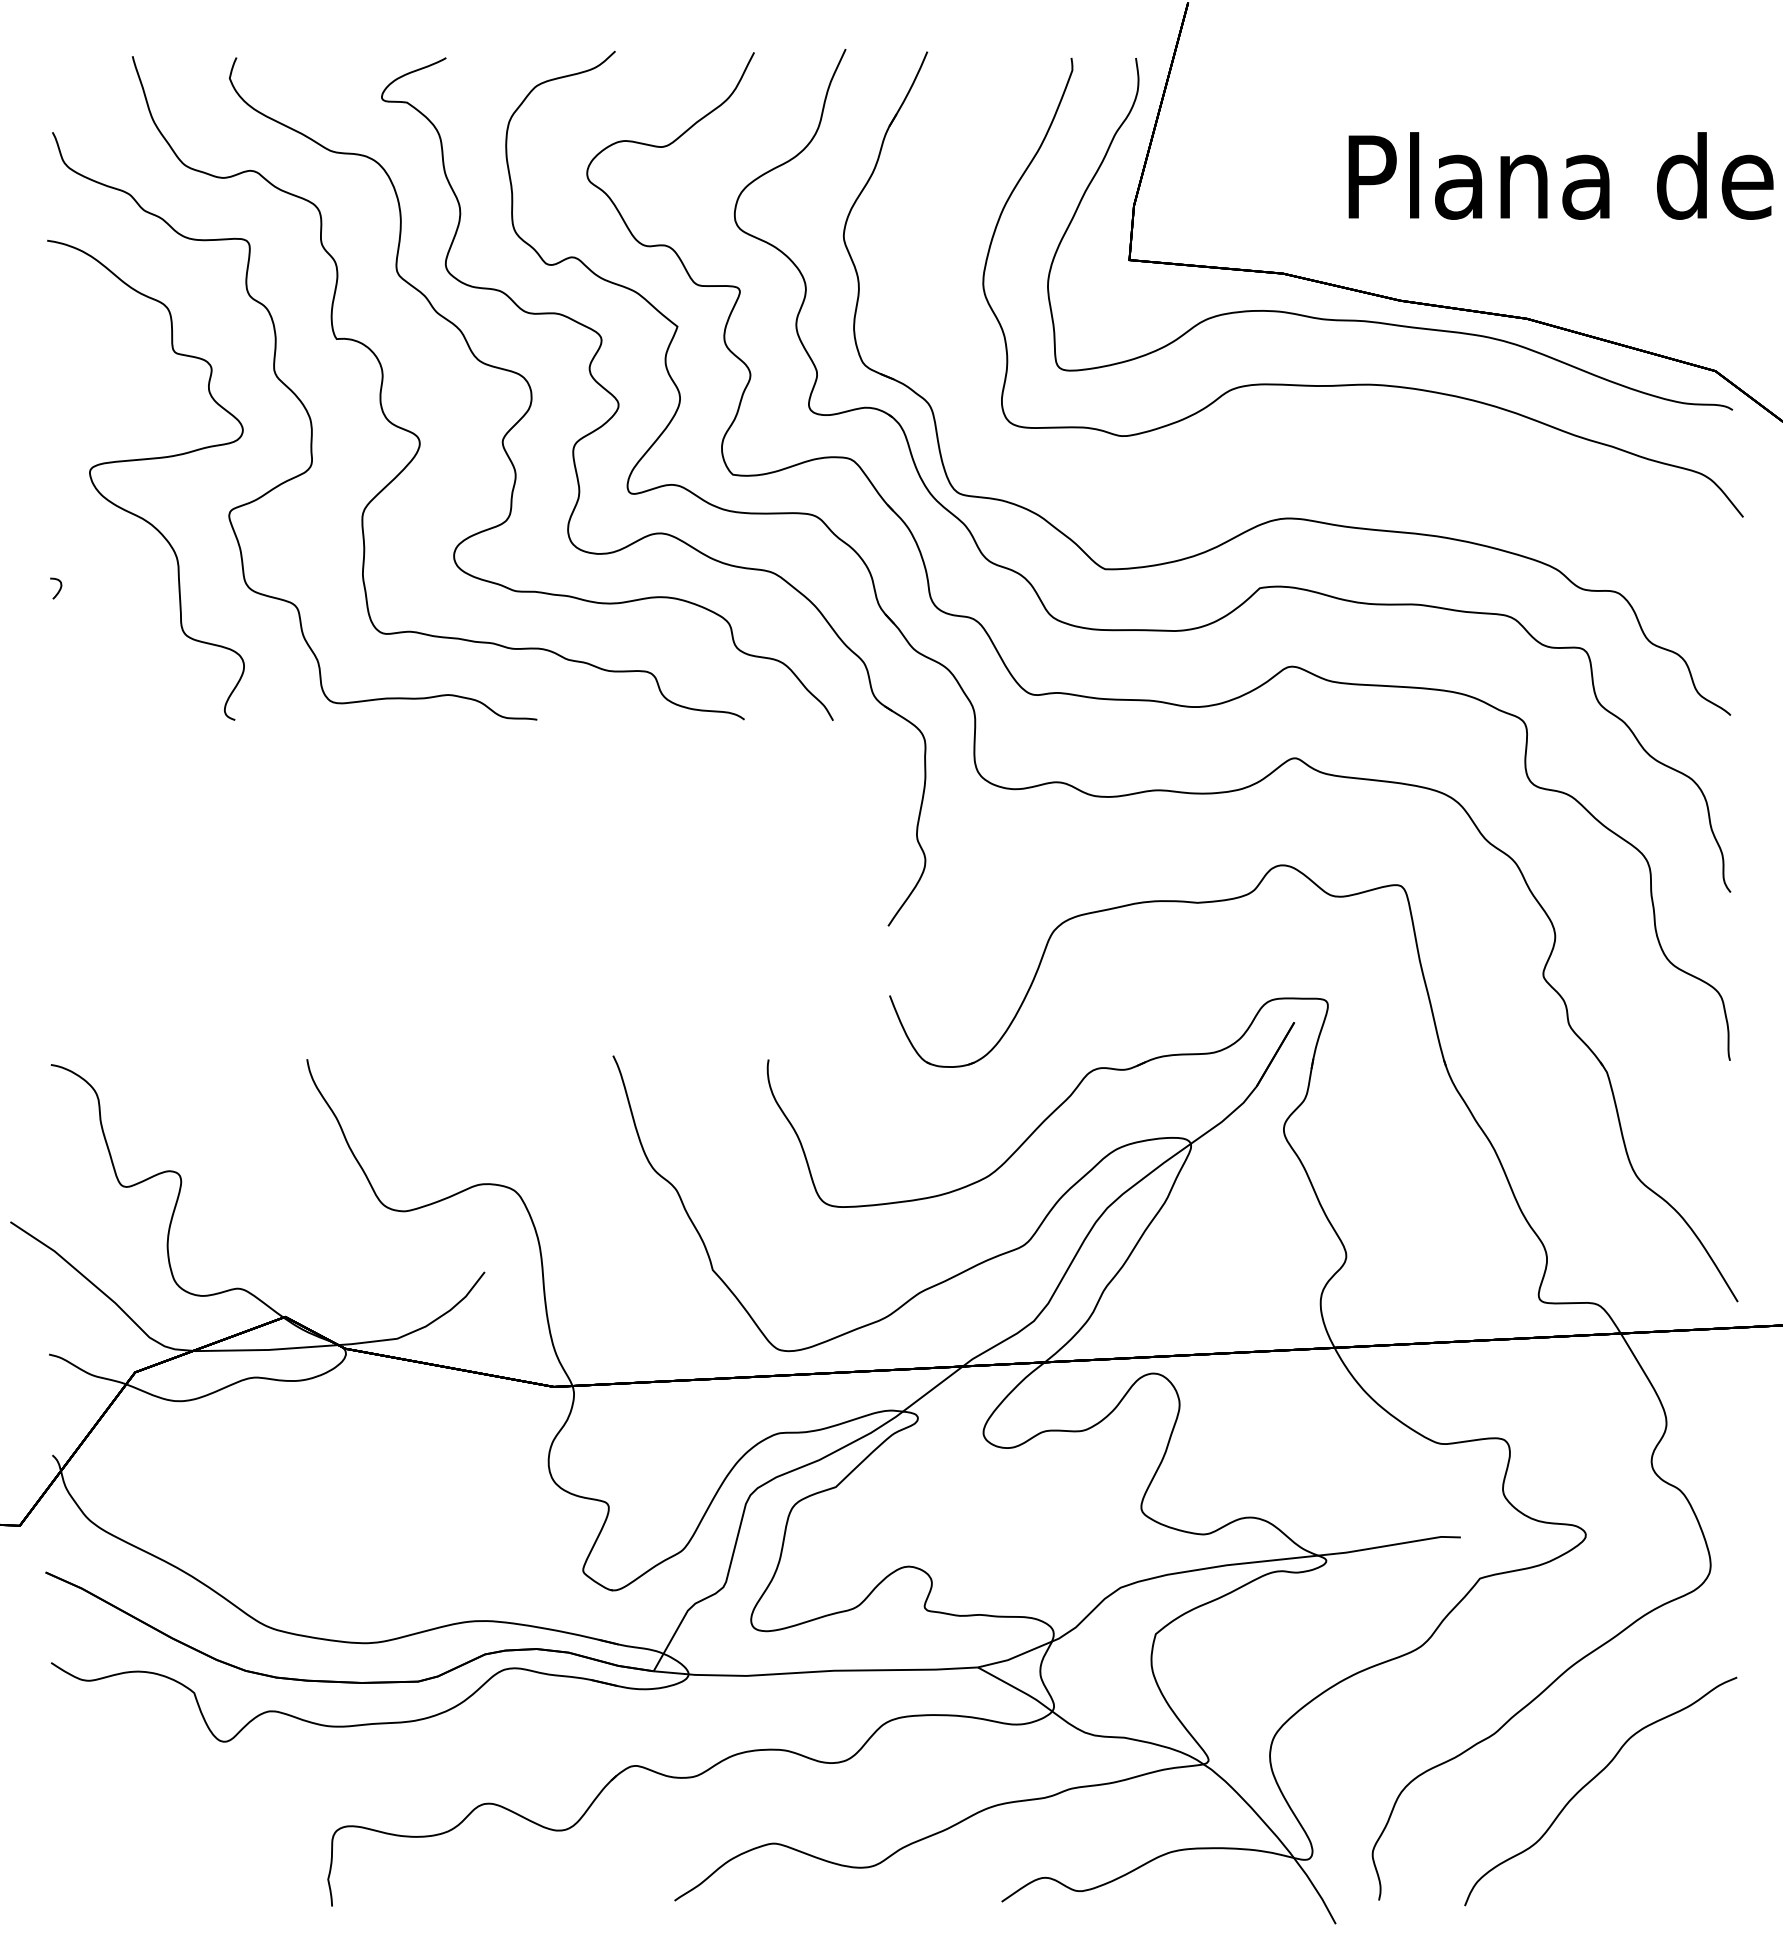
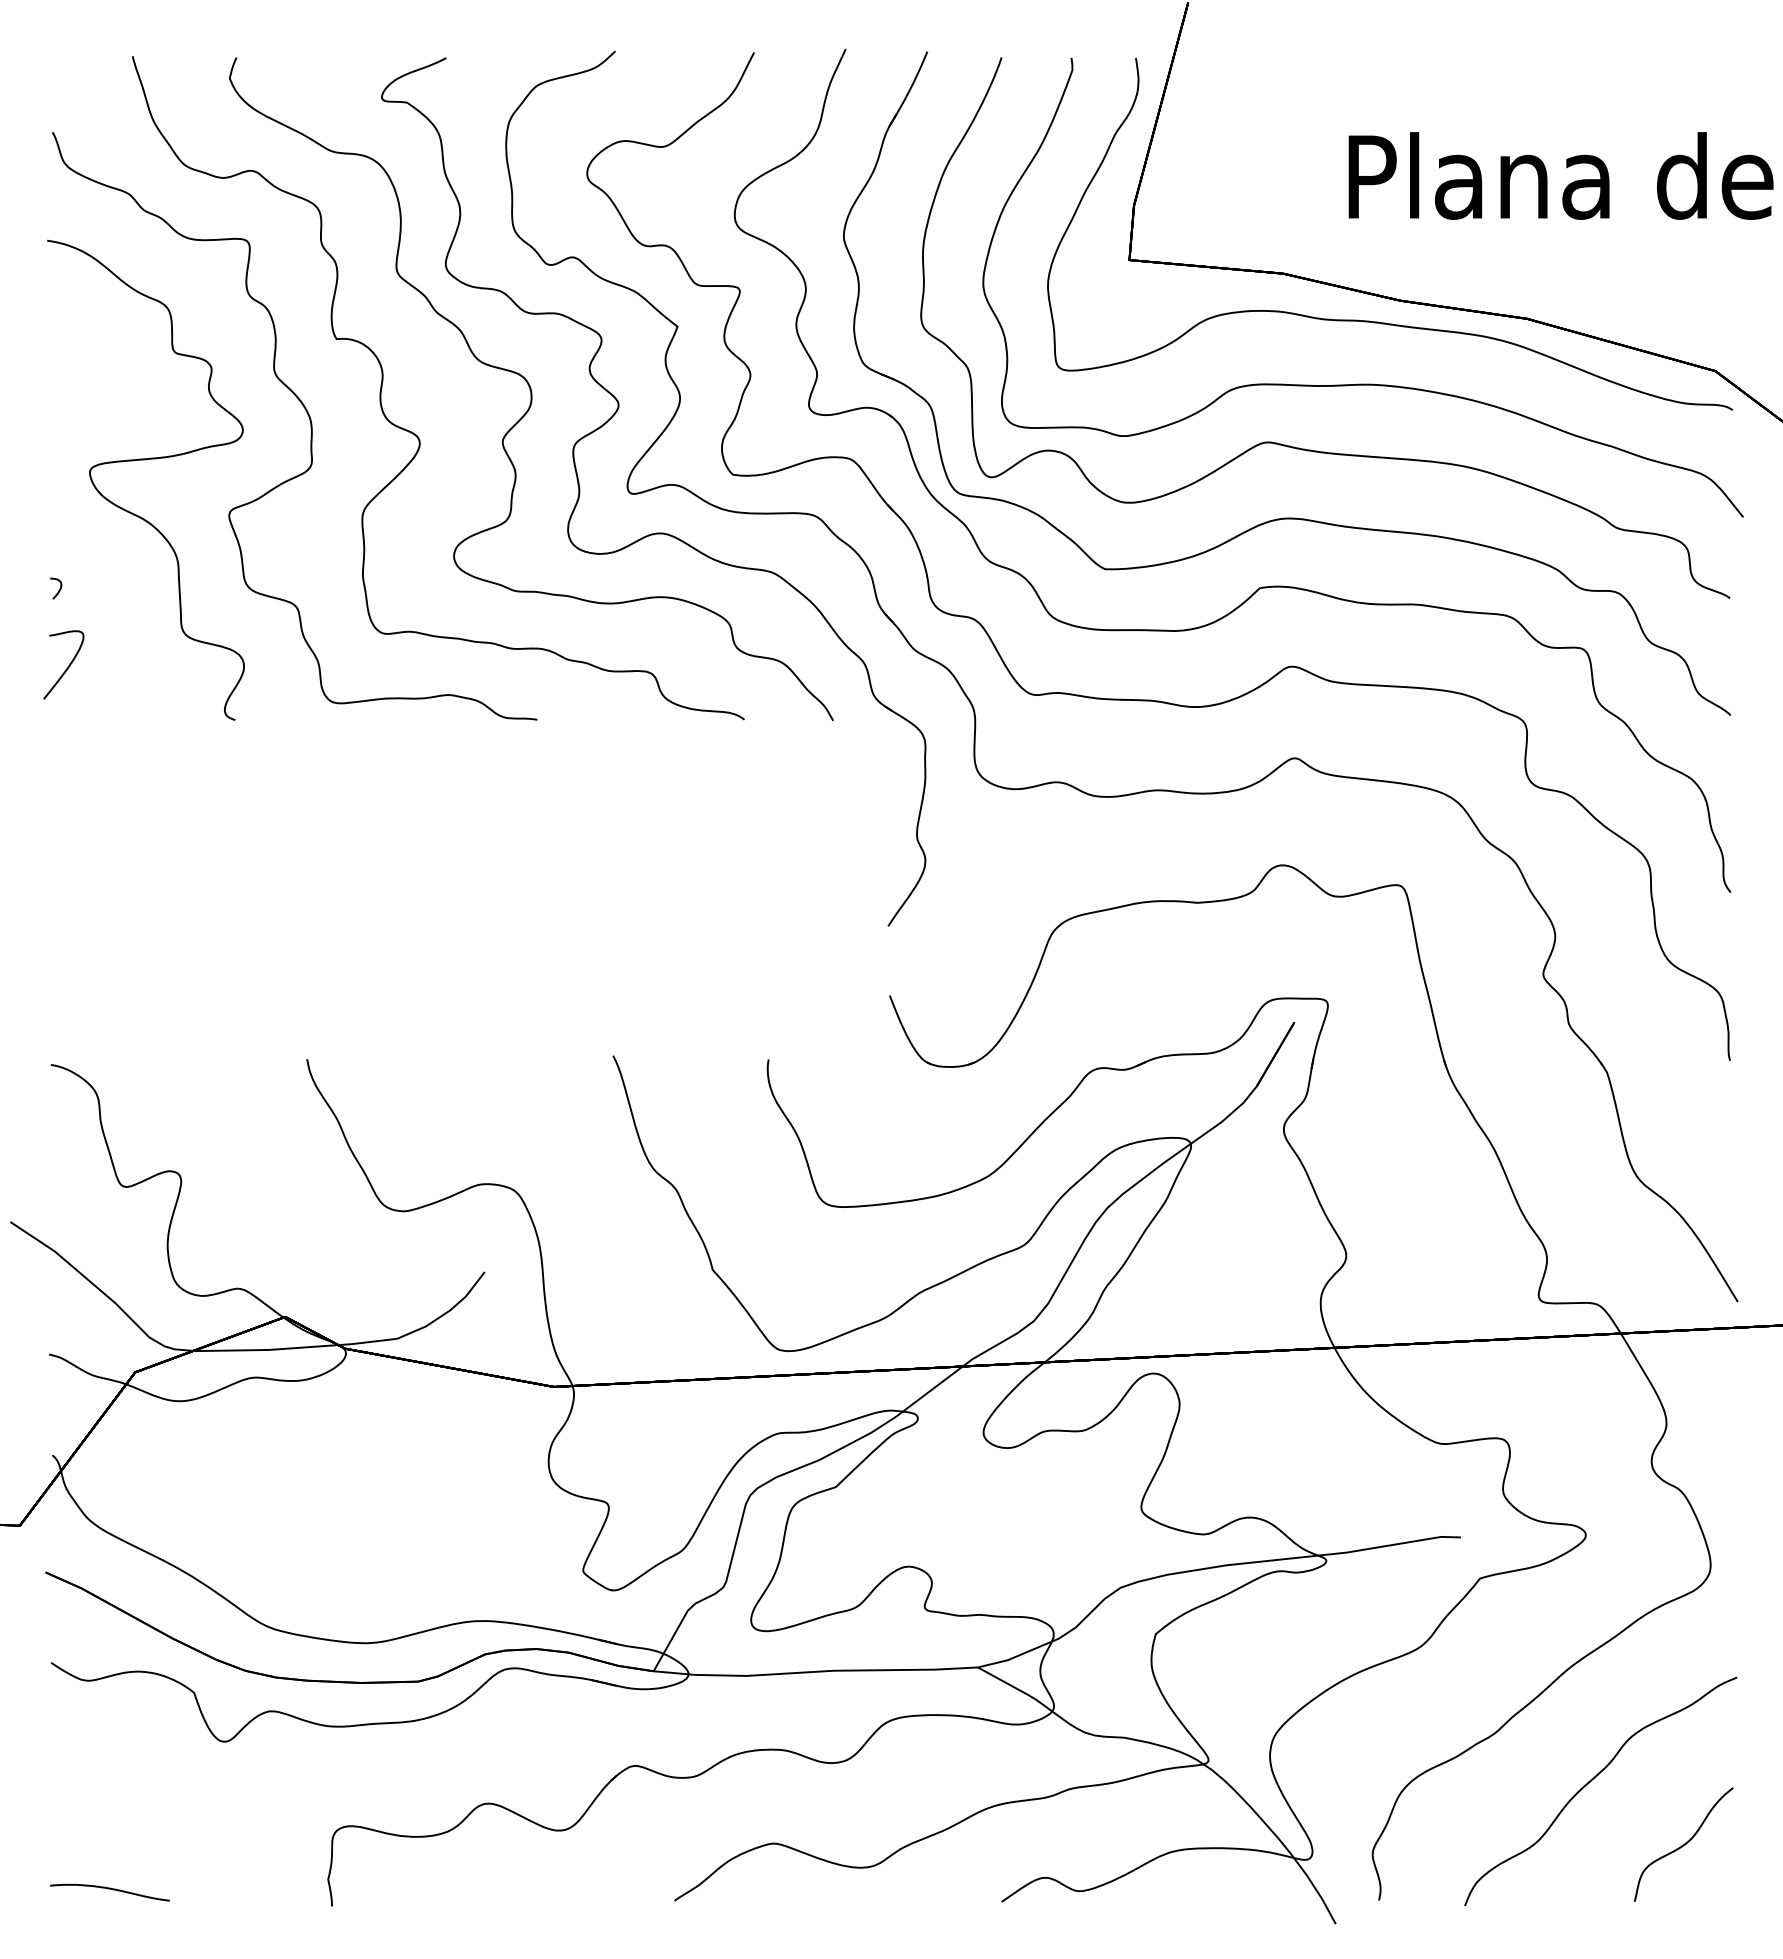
curve: none -> present (1299, 447)
curve: none -> present (67, 666)
curve: none -> present (1683, 1844)
curve: none -> present (109, 1889)
